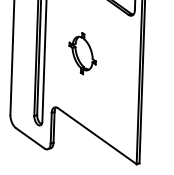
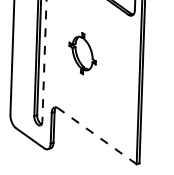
line: solid -> dashed (44, 61)
line: solid -> dashed (96, 135)
